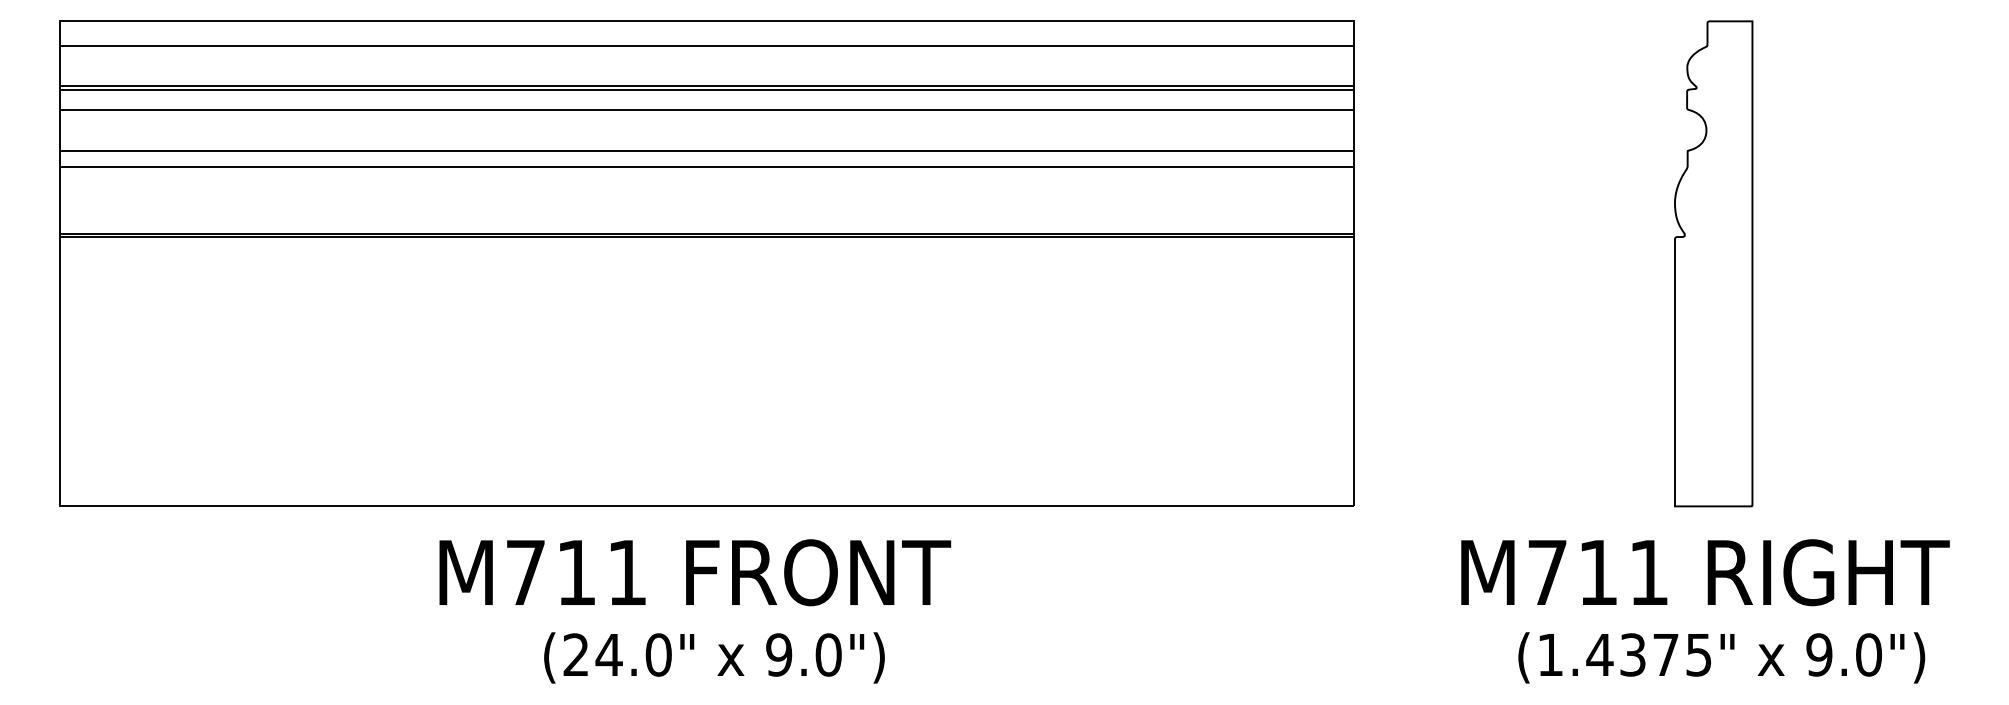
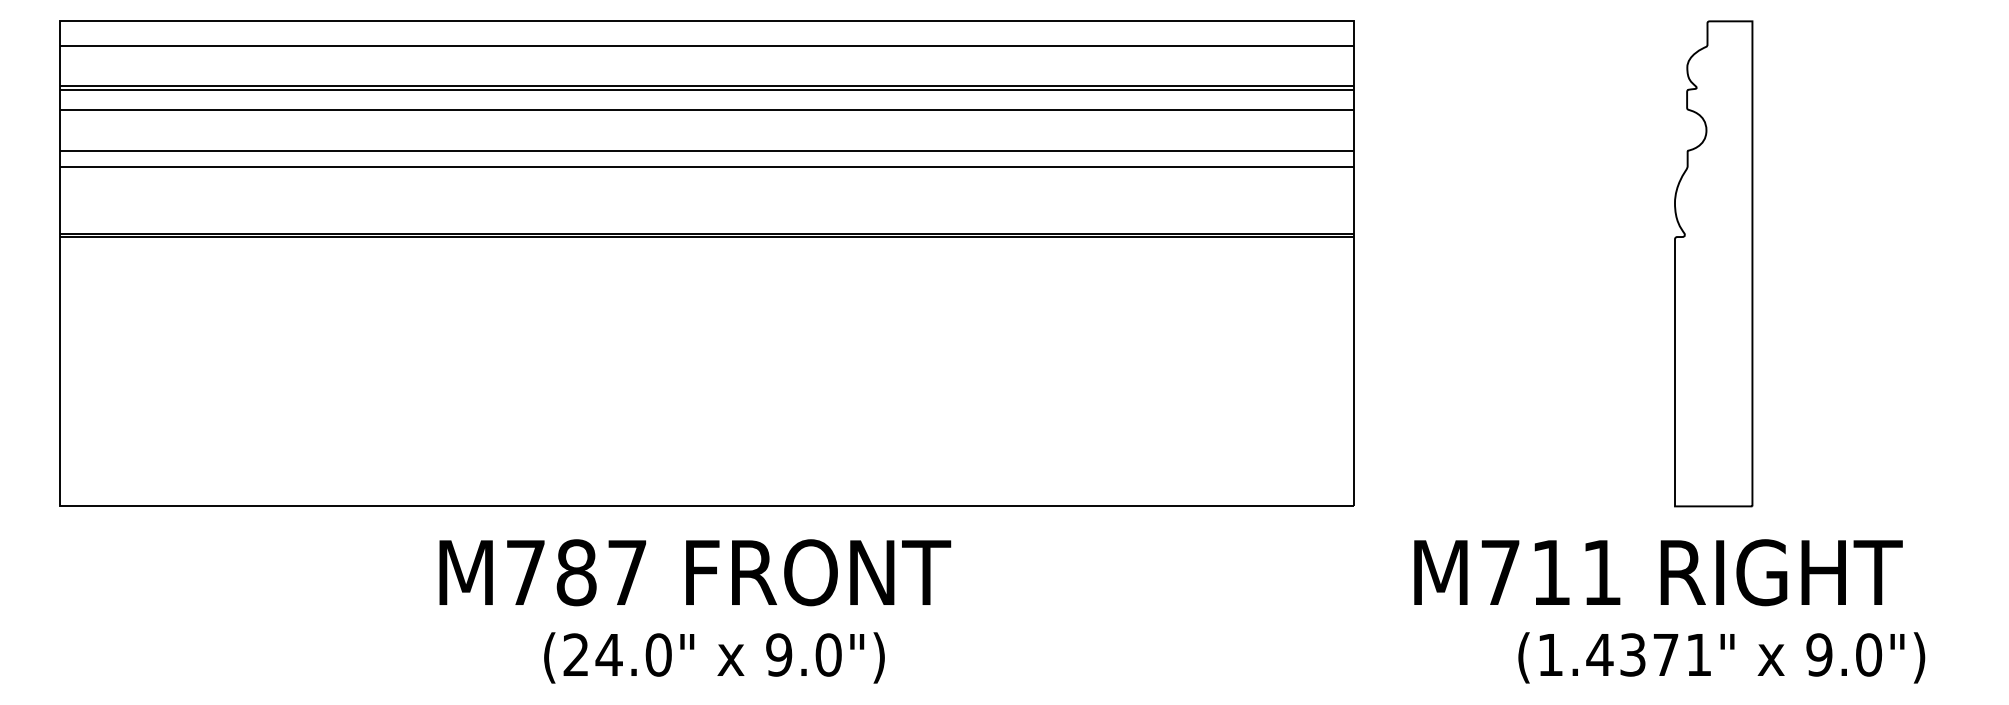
text: M711 -> M787 (601, 572)
text position: (1705, 572) -> (1658, 572) (1658, 572)
text: (1.4375" -> (1.4371" (1698, 655)
